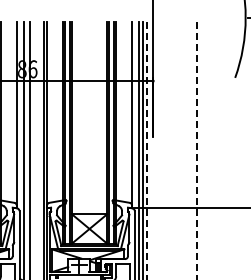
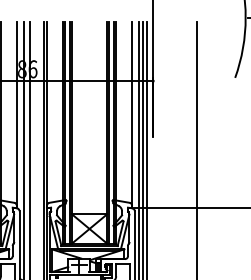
line: dashed -> solid (147, 151)
line: dashed -> solid (197, 151)
